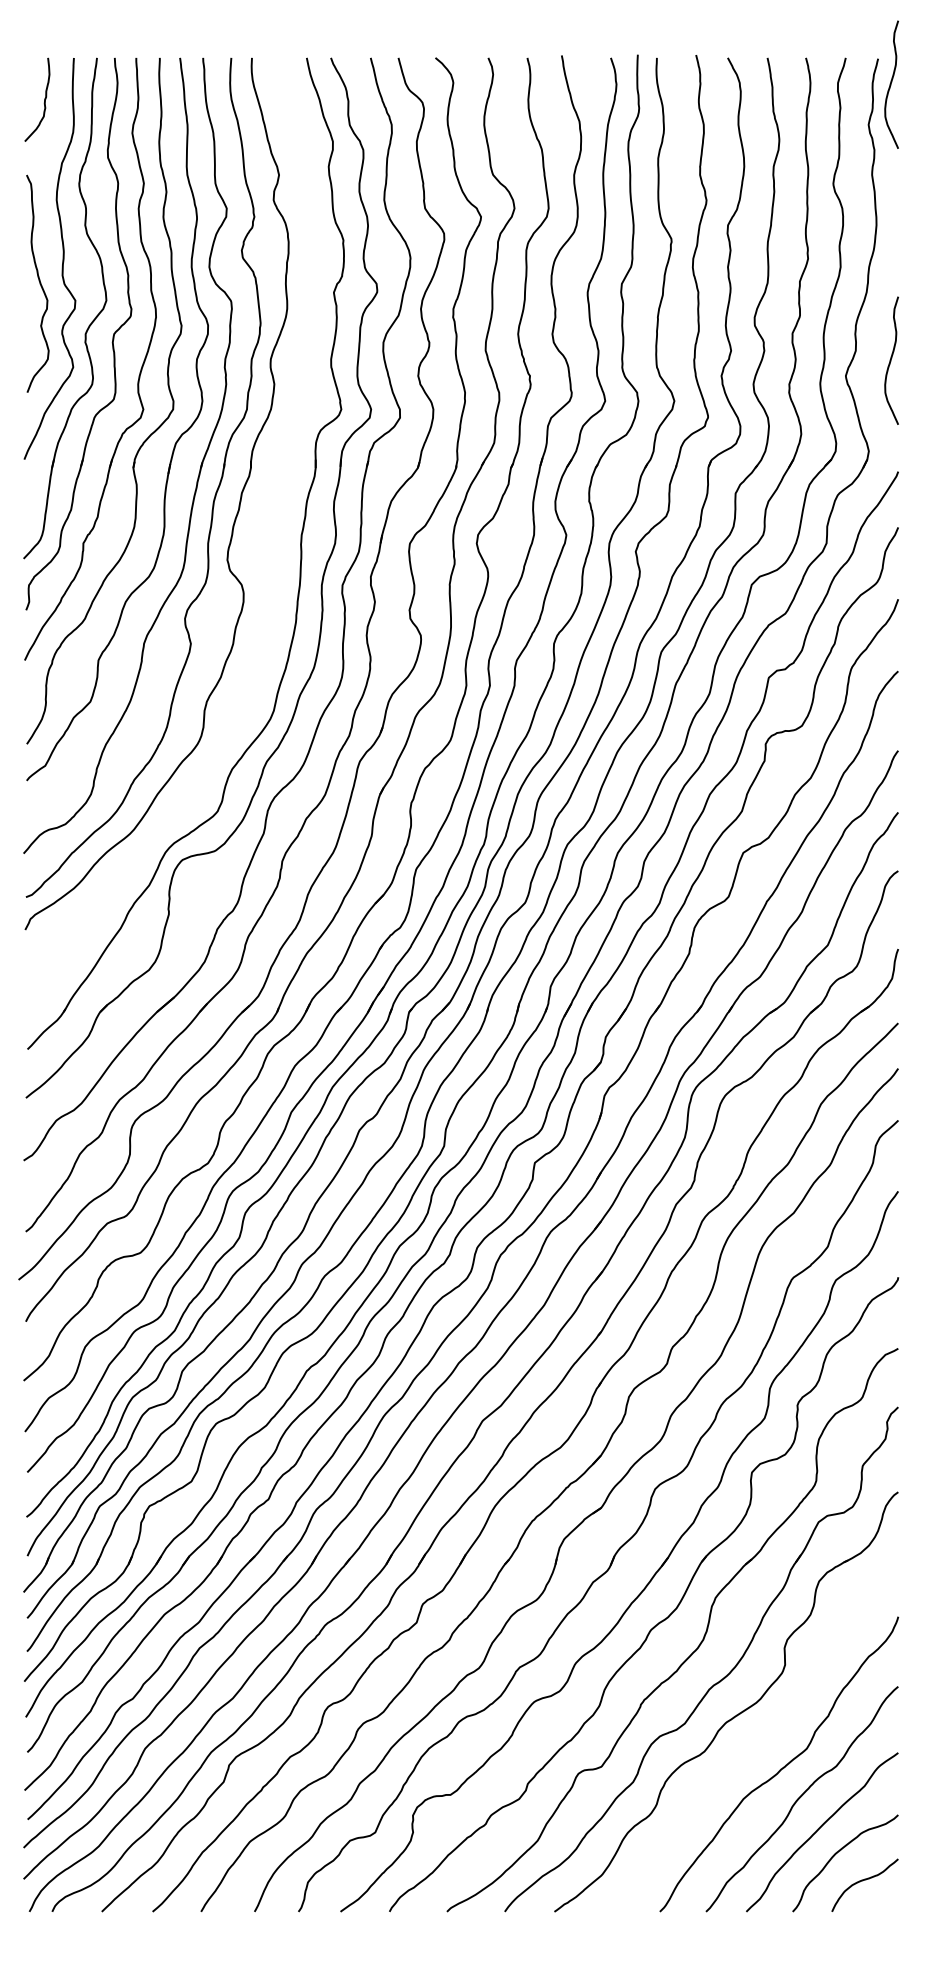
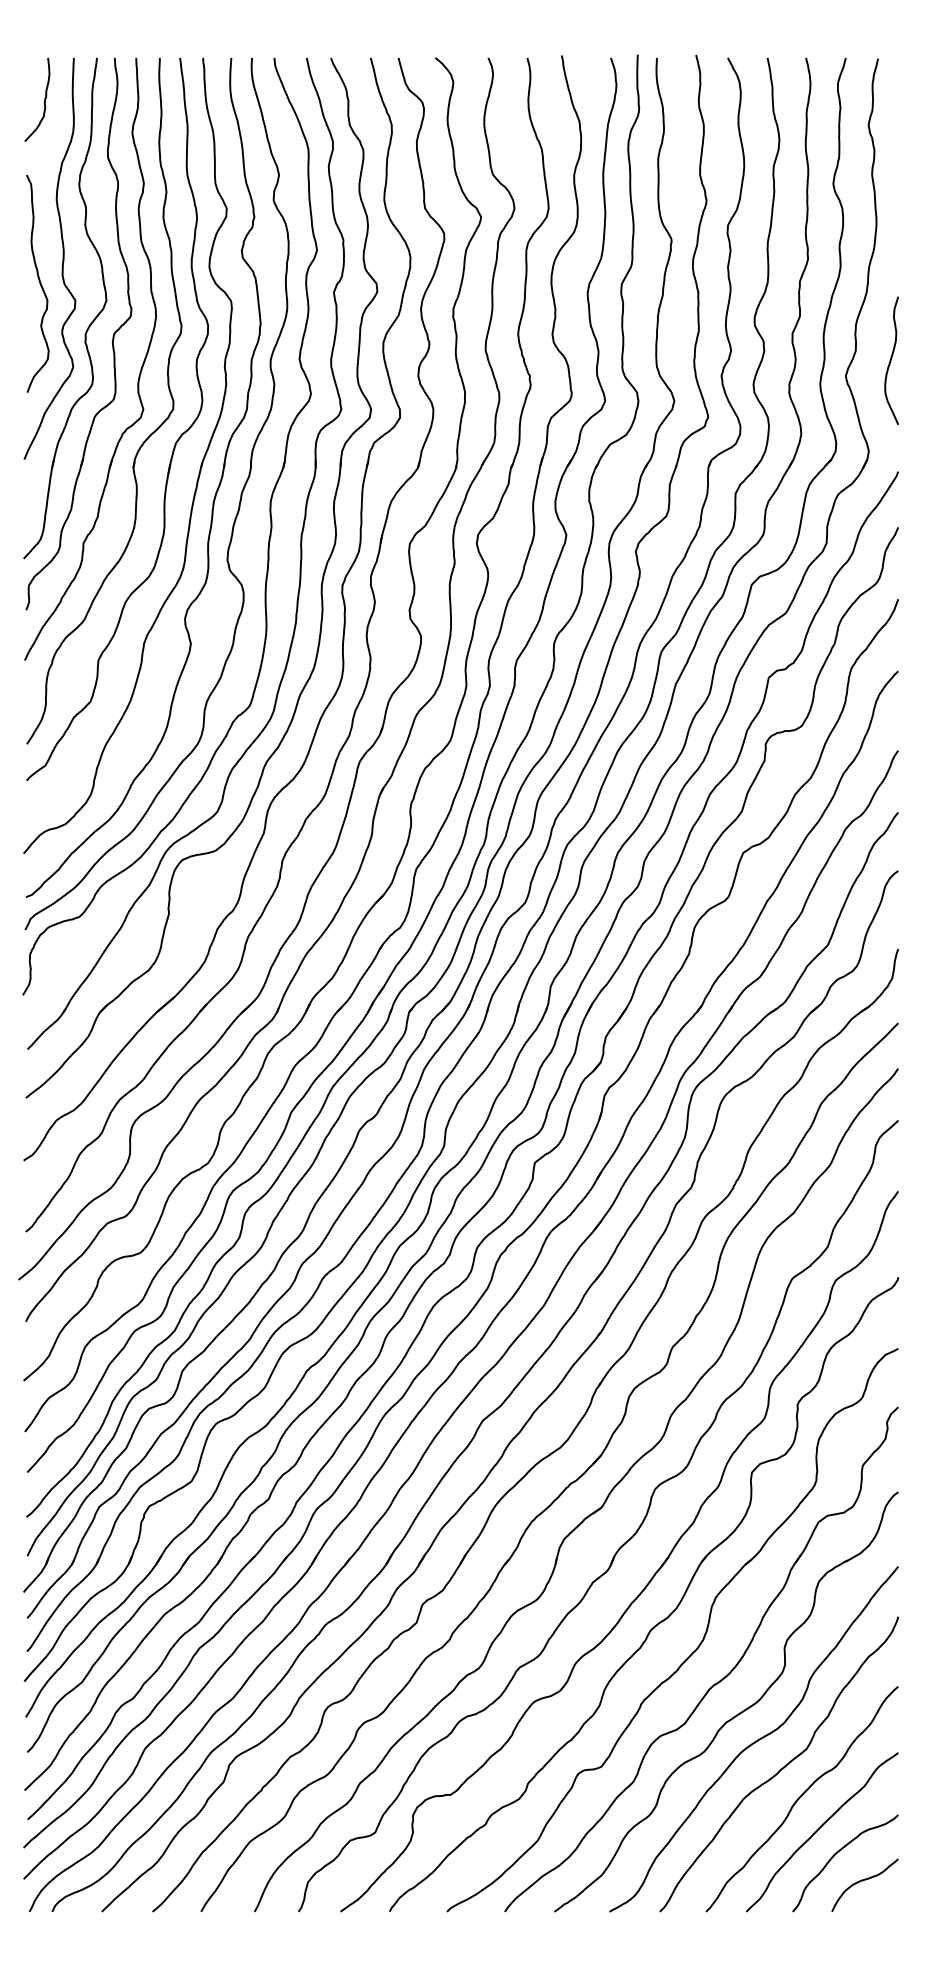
curve: present -> none (891, 84)
part: none -> present (268, 538)
curve: none -> present (754, 1741)
